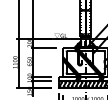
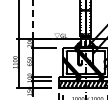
line: solid -> dashed (33, 19)
